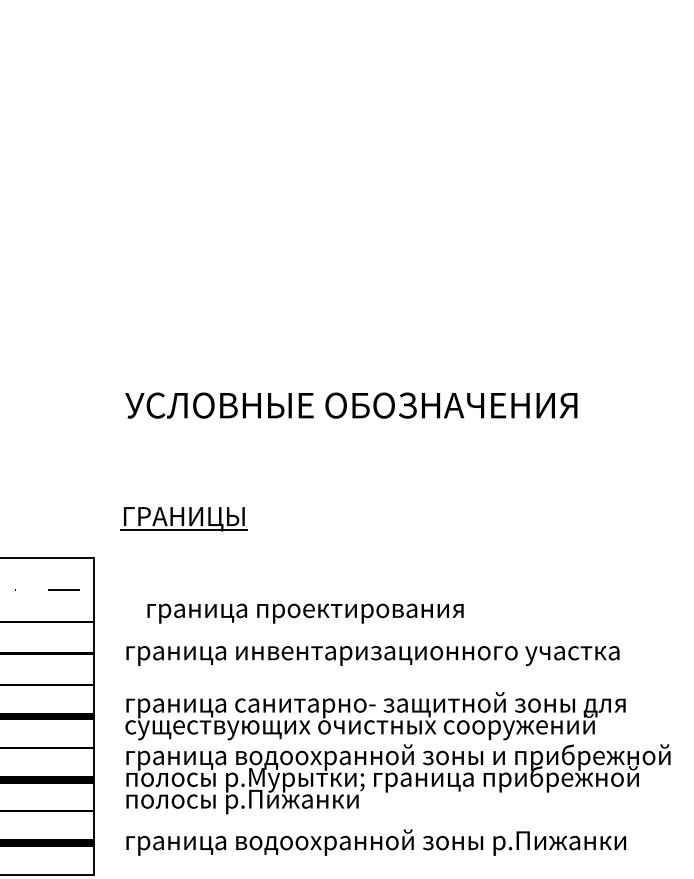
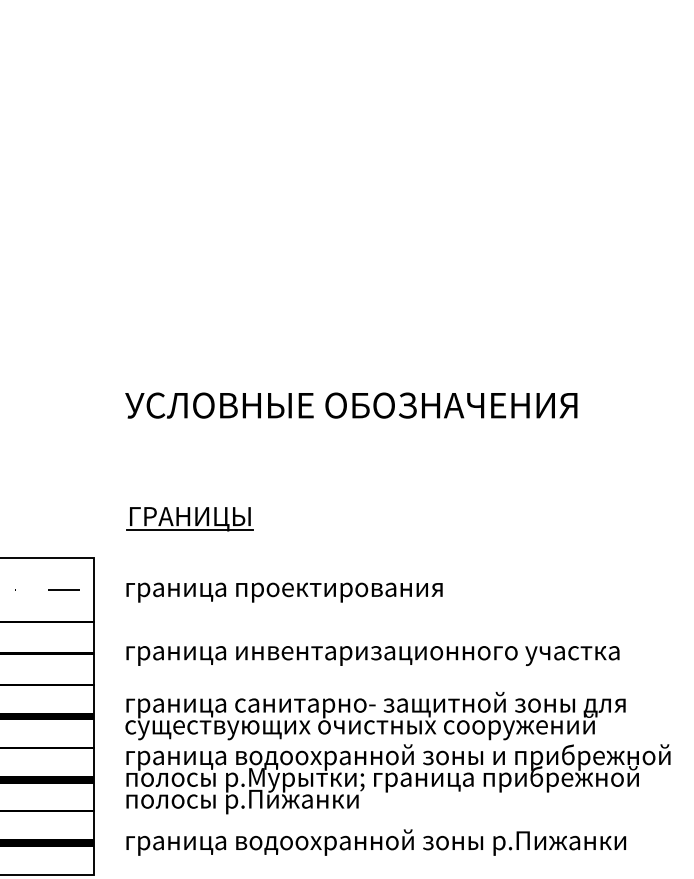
part position: (183, 519) -> (189, 519) (189, 519)
text position: (305, 613) -> (284, 592) (284, 592)
